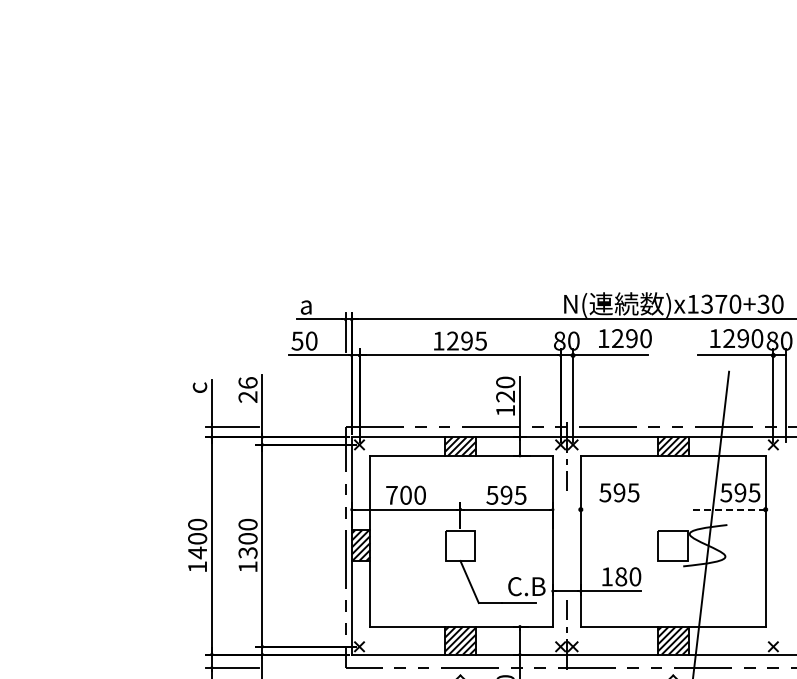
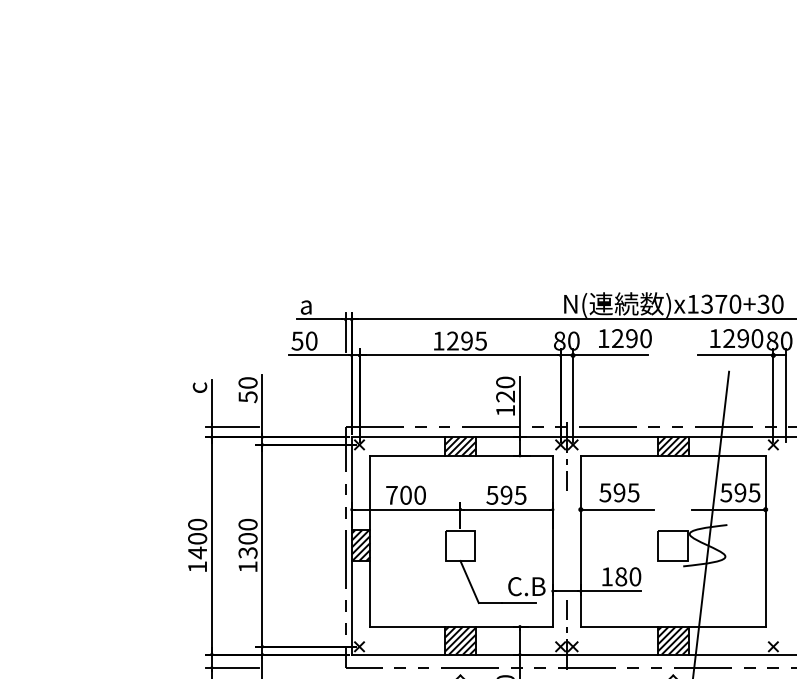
text: 26 -> 50 (247, 390)
line: none -> present (617, 509)
line: dashed -> solid (728, 509)
